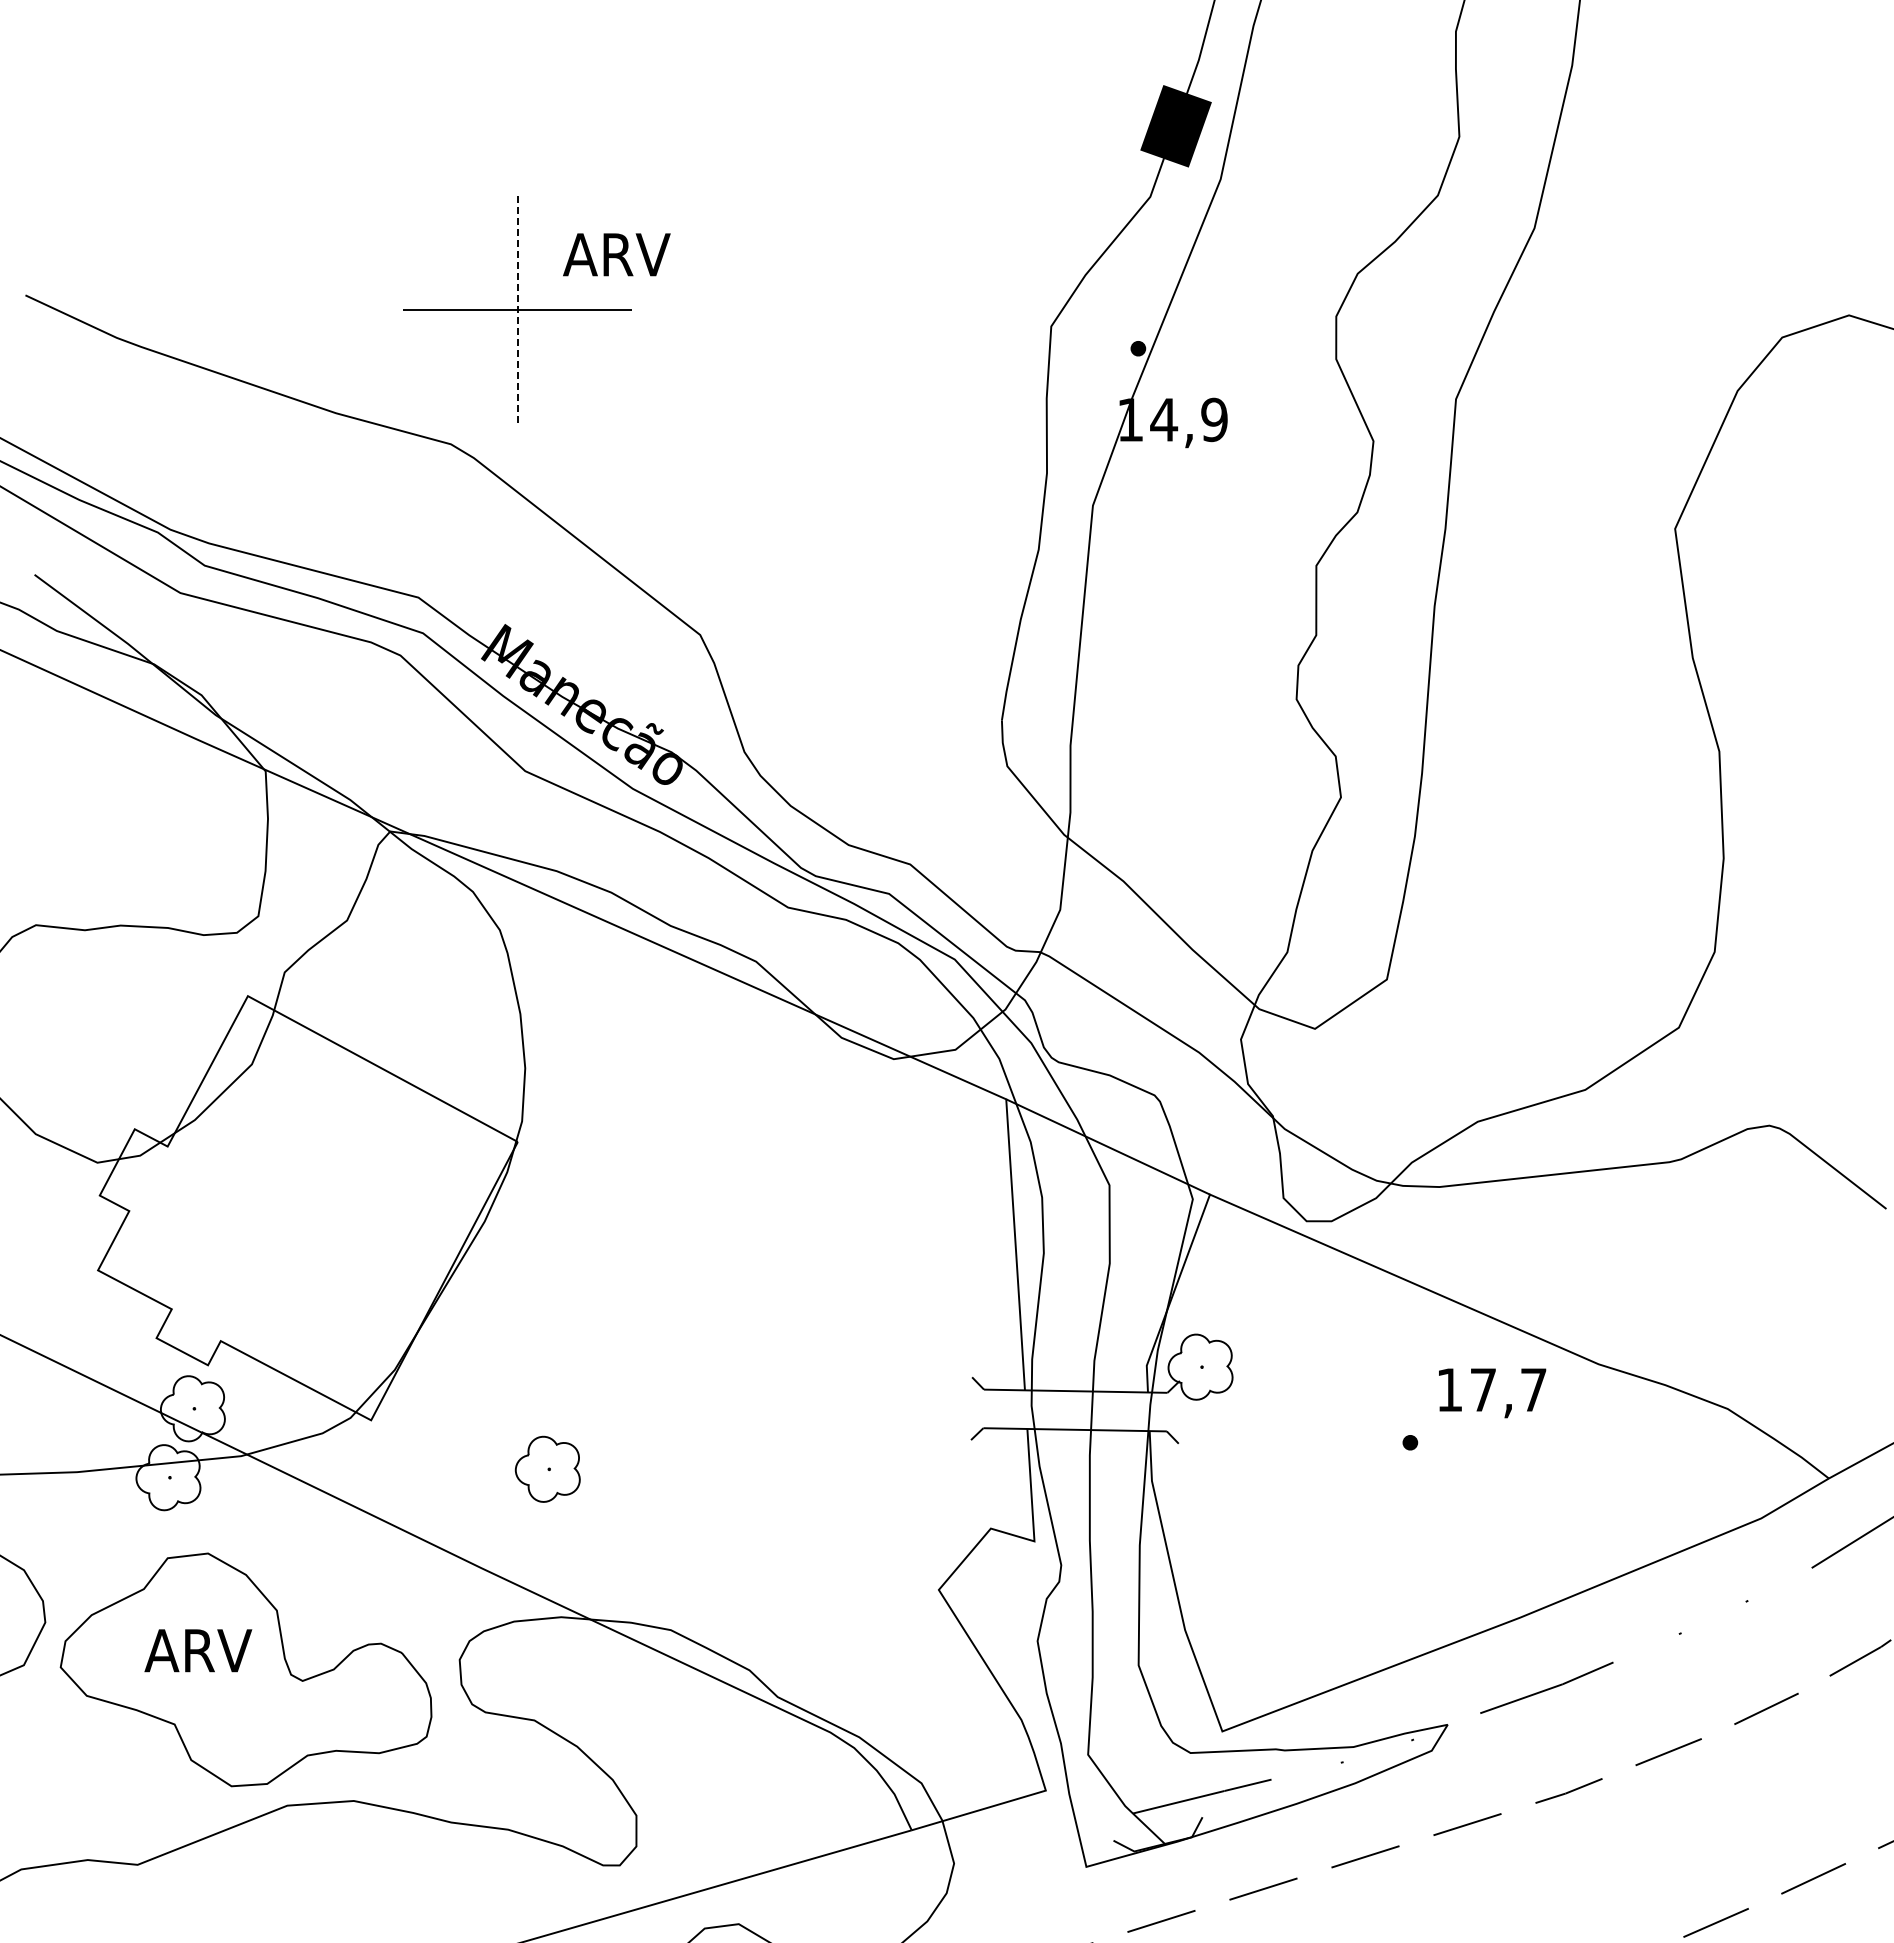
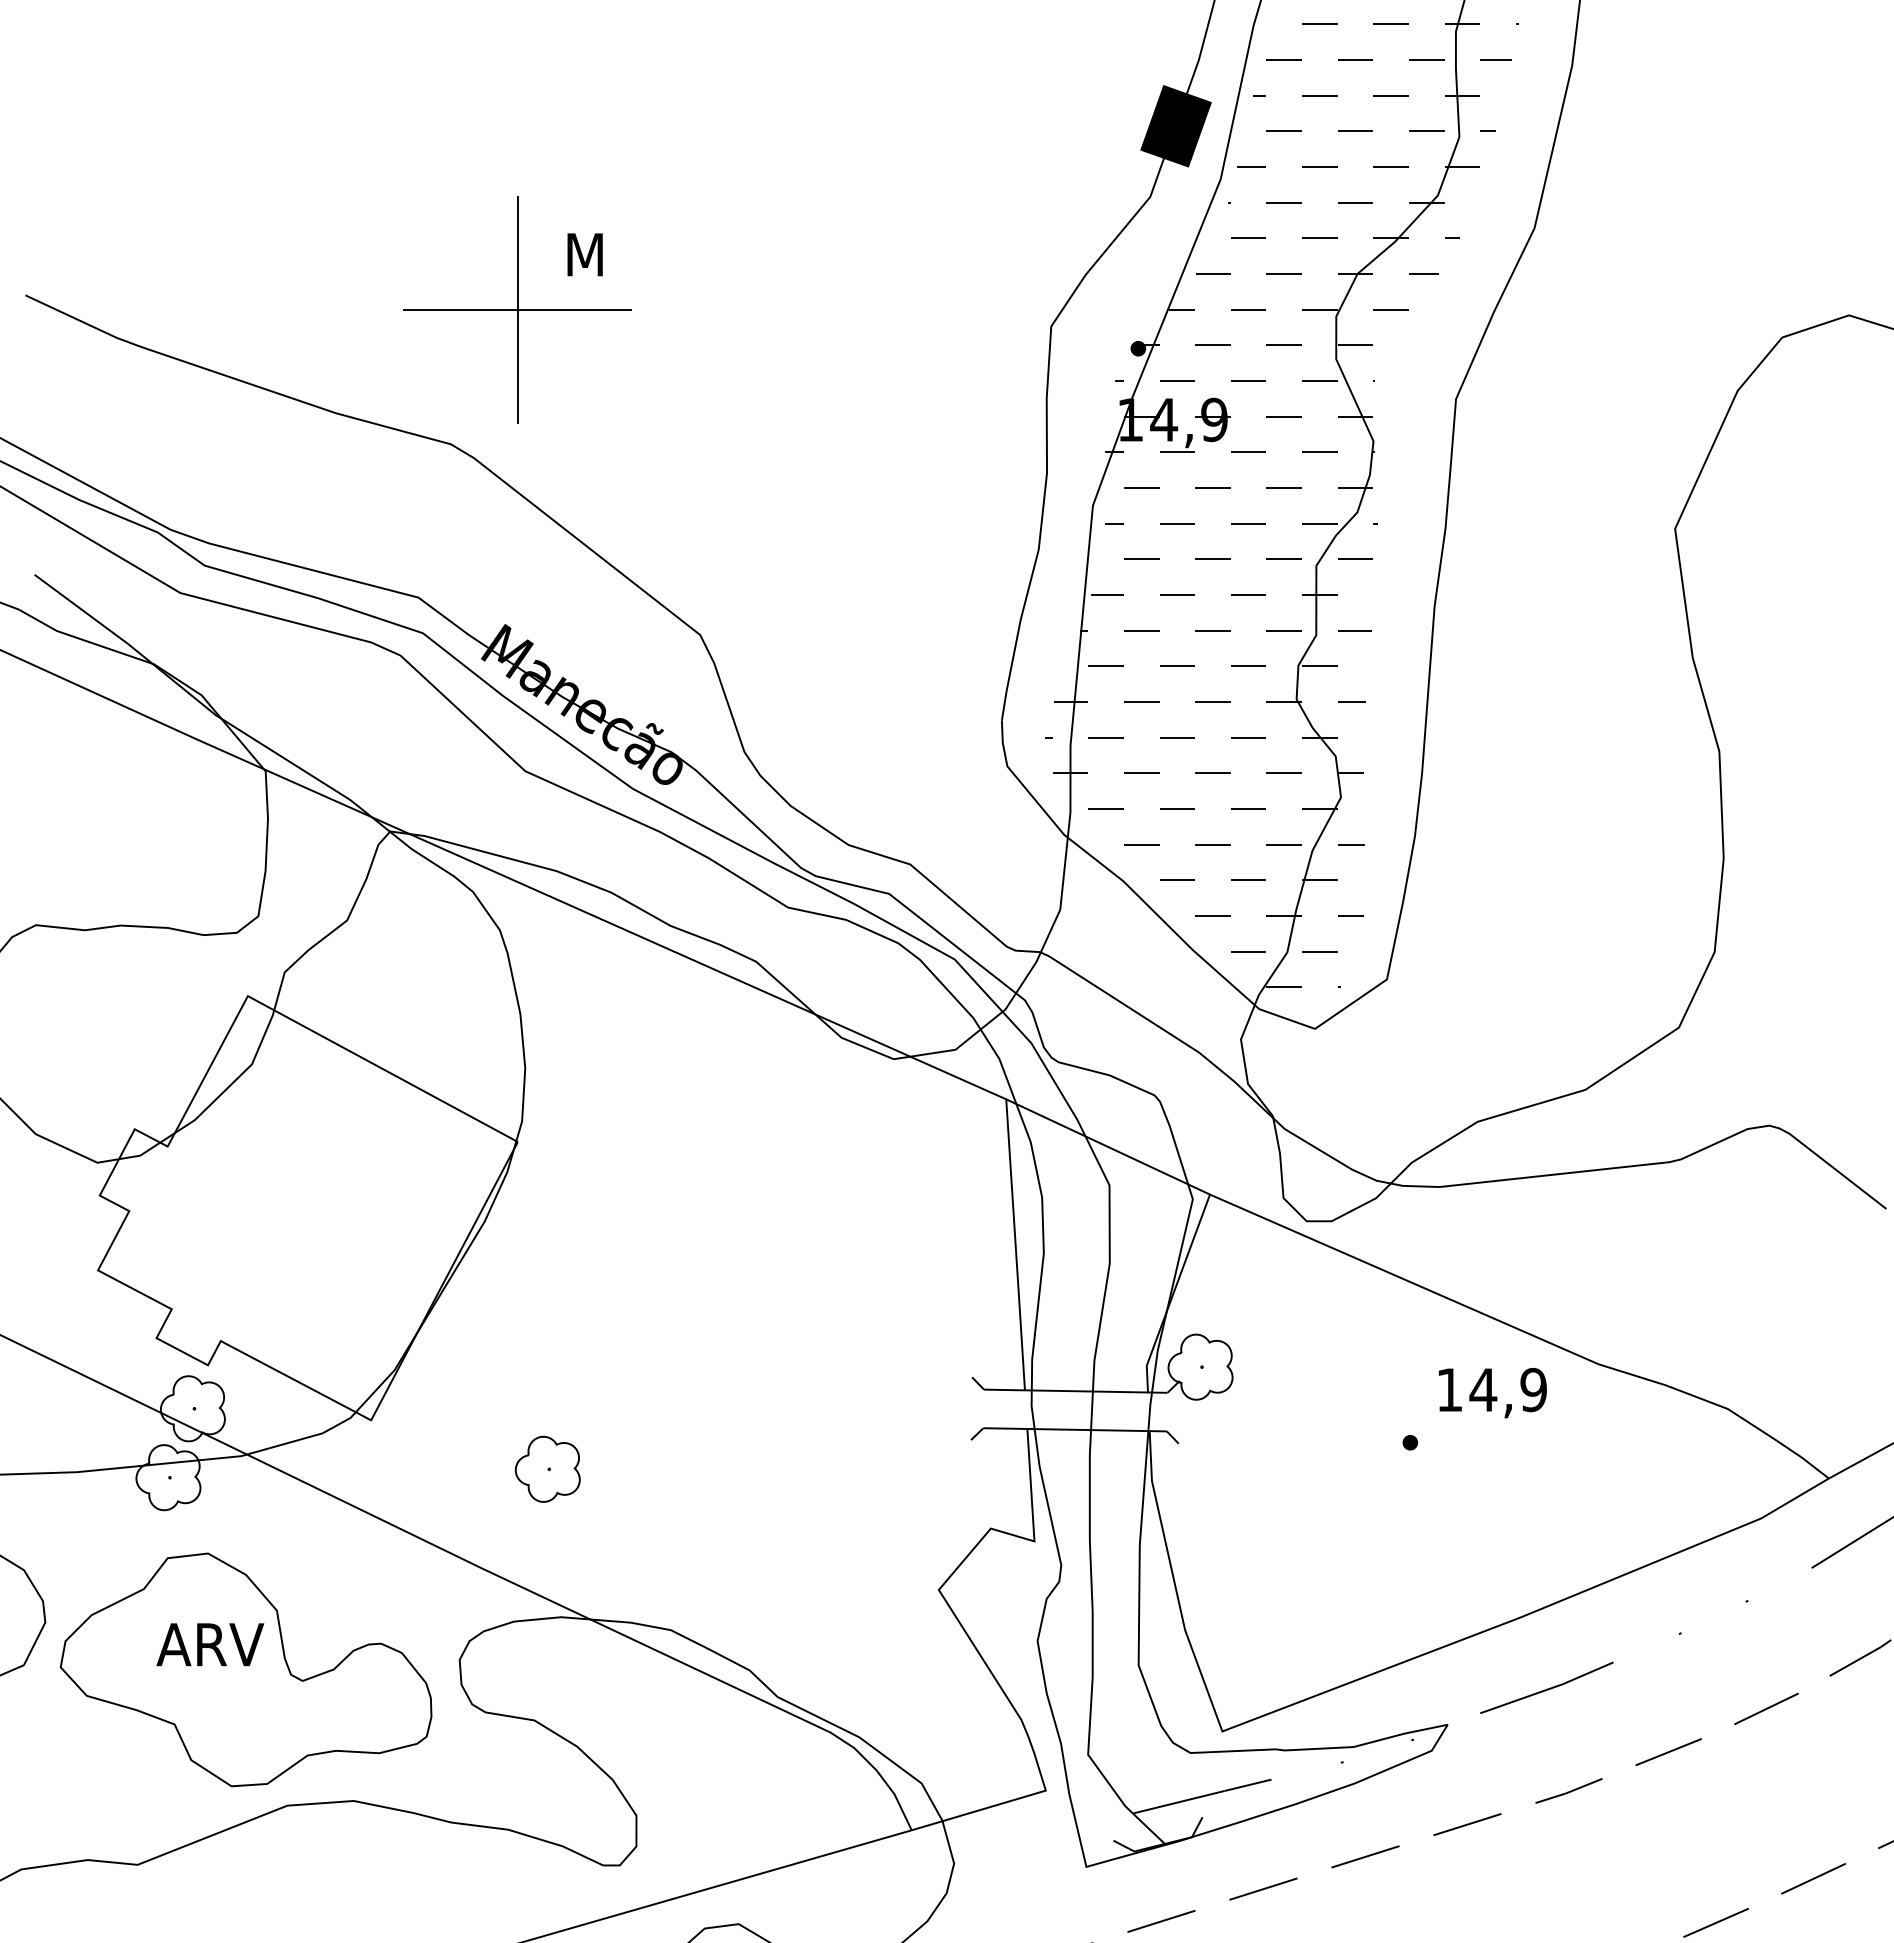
text: ARV -> M (616, 254)
line: dashed -> solid (517, 310)
hatch: none -> present (1282, 505)
text: 17,7 -> 14,9 (1507, 1389)
text position: (198, 1650) -> (210, 1644) (210, 1644)
